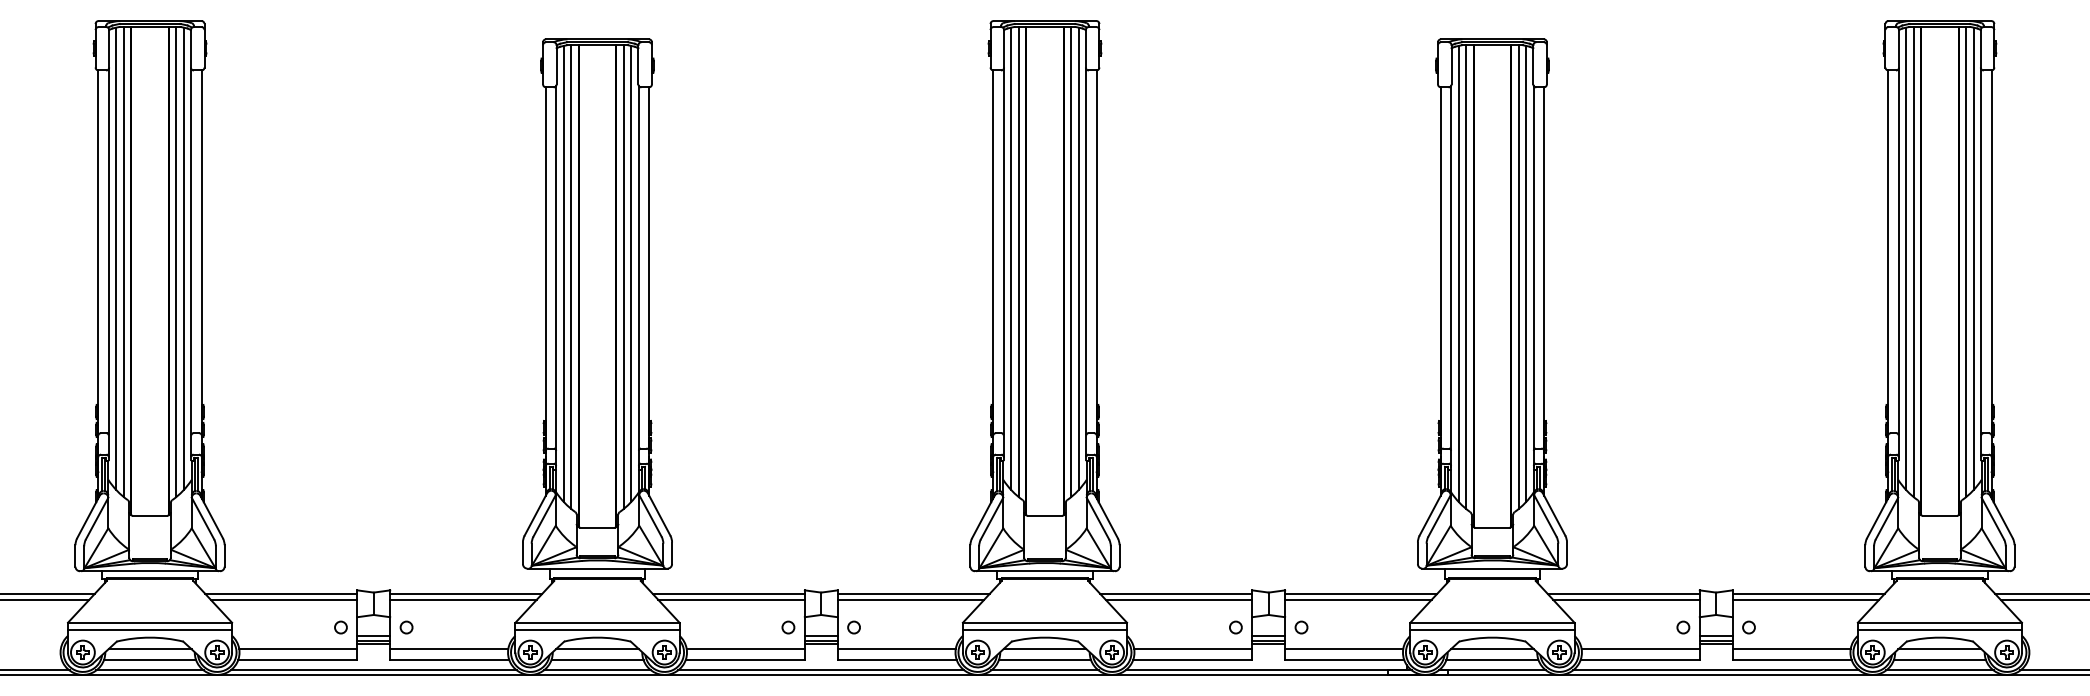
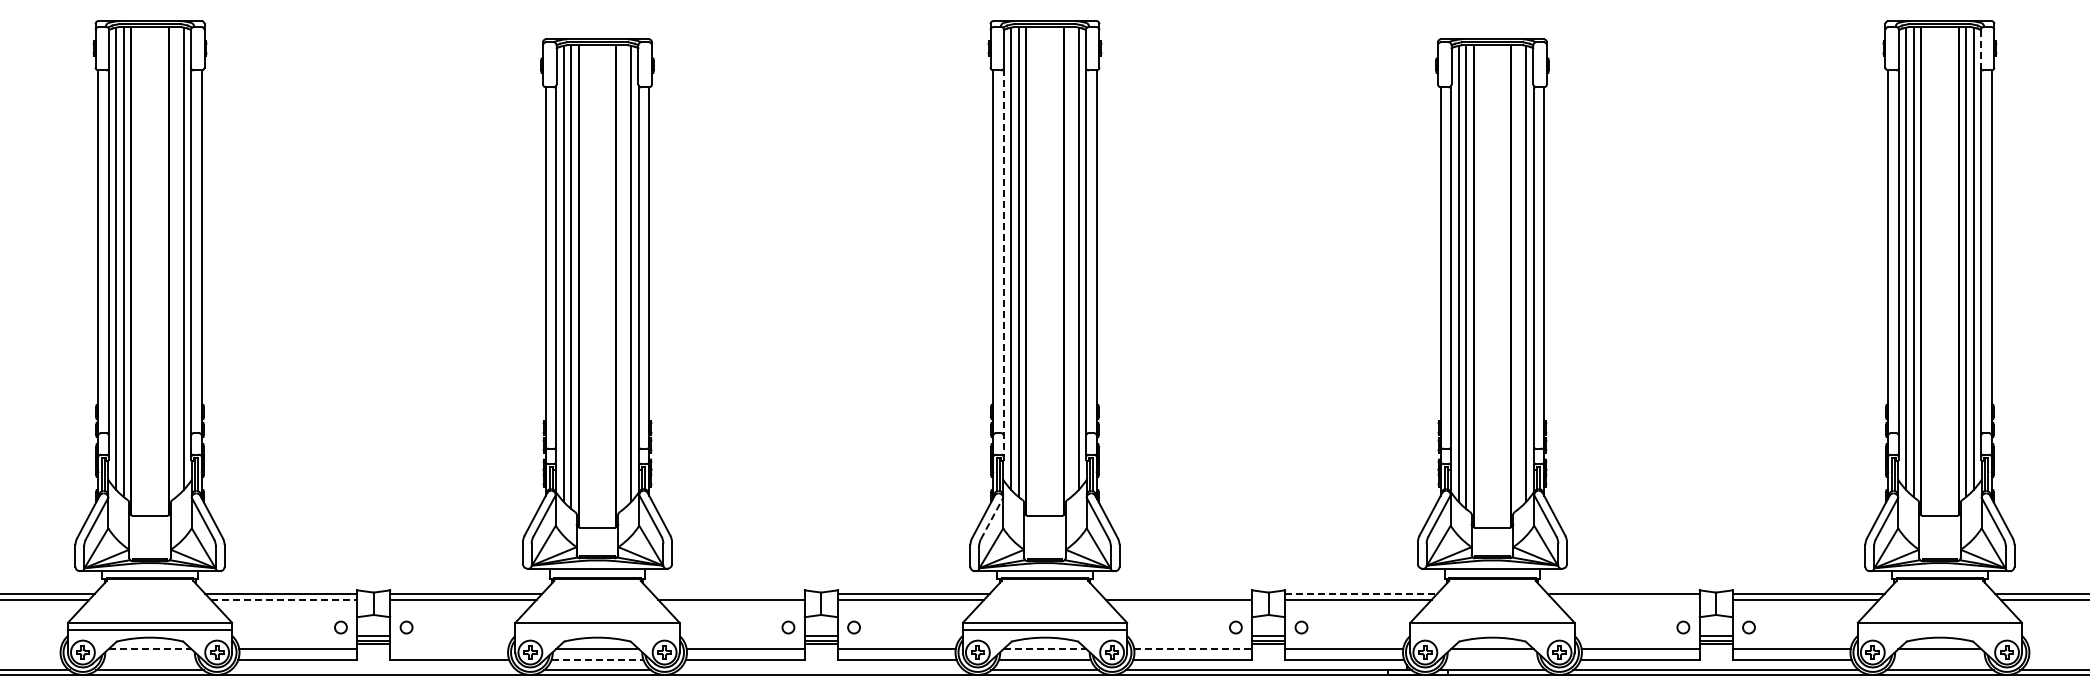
line: solid -> dashed (1980, 48)
line: present -> none (176, 261)
line: present -> none (1071, 261)
line: solid -> dashed (1003, 262)
line: present -> none (623, 277)
line: present -> none (1518, 277)
line: solid -> dashed (992, 518)
line: present -> none (728, 593)
line: present -> none (1176, 593)
line: solid -> dashed (1361, 593)
line: solid -> dashed (284, 599)
line: present -> none (1626, 599)
line: present -> none (597, 630)
line: present -> none (1492, 630)
line: present -> none (1939, 630)
line: solid -> dashed (150, 649)
line: present -> none (449, 649)
line: solid -> dashed (1045, 649)
line: solid -> dashed (1193, 649)
line: present -> none (150, 660)
line: solid -> dashed (598, 660)
line: present -> none (1492, 660)
line: present -> none (1939, 660)
line: present -> none (373, 670)
line: present -> none (821, 670)
